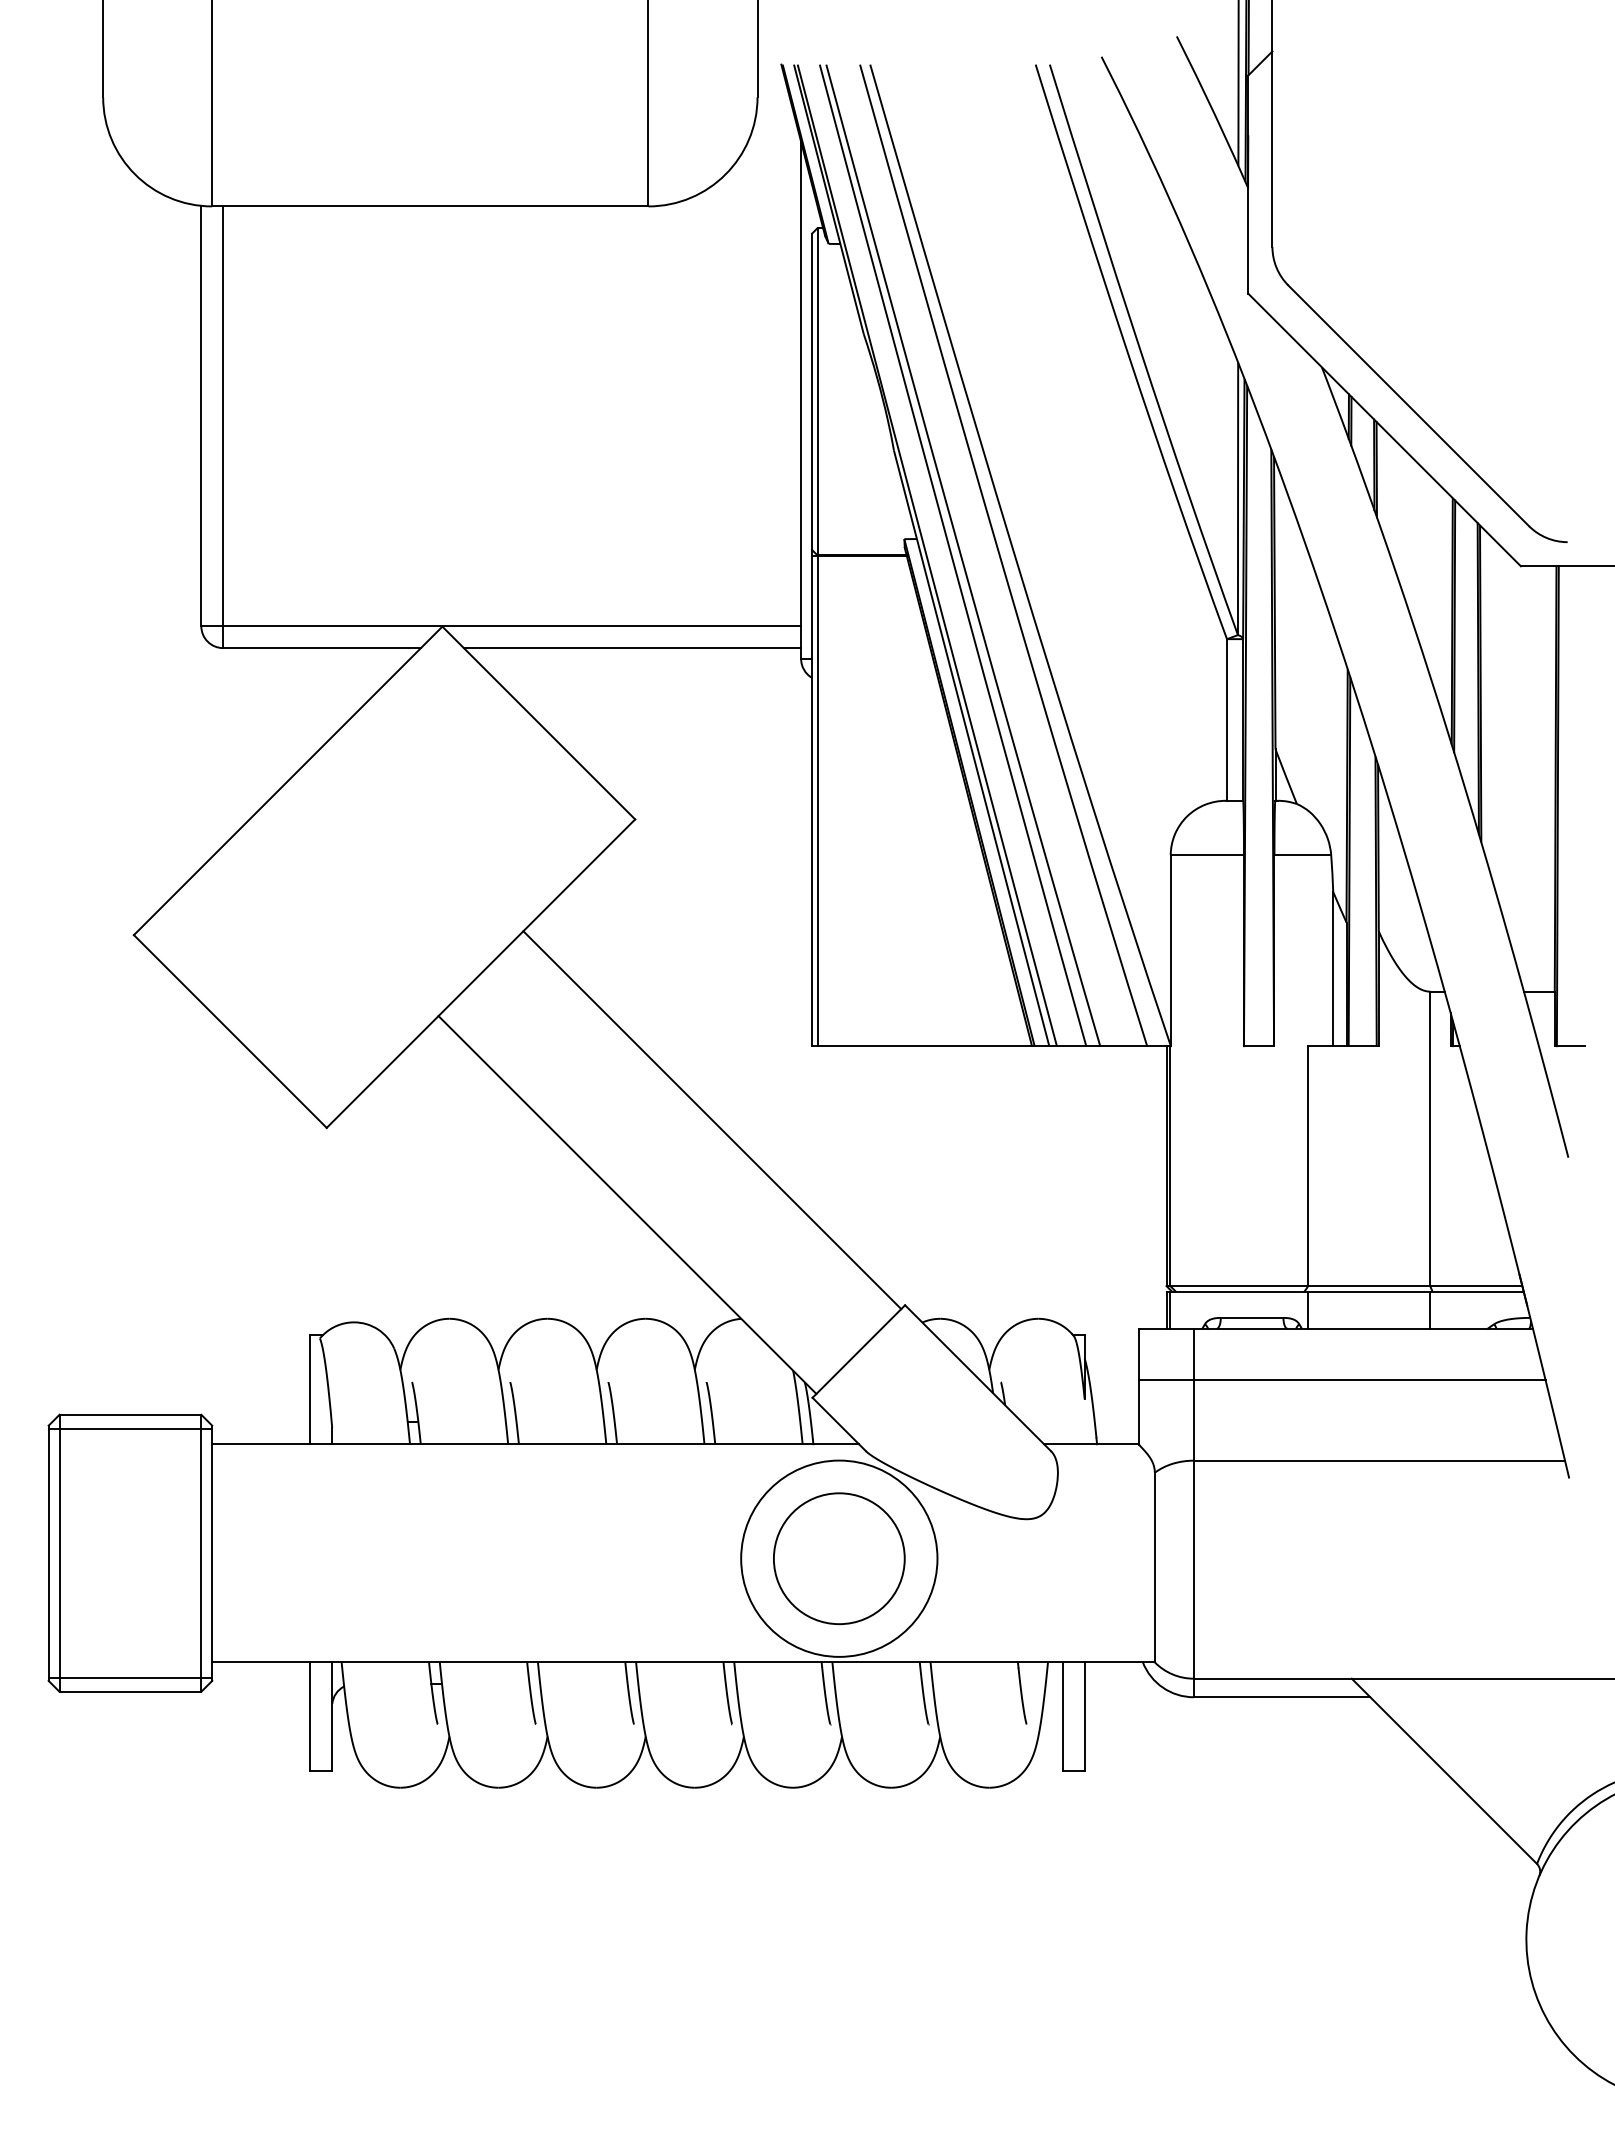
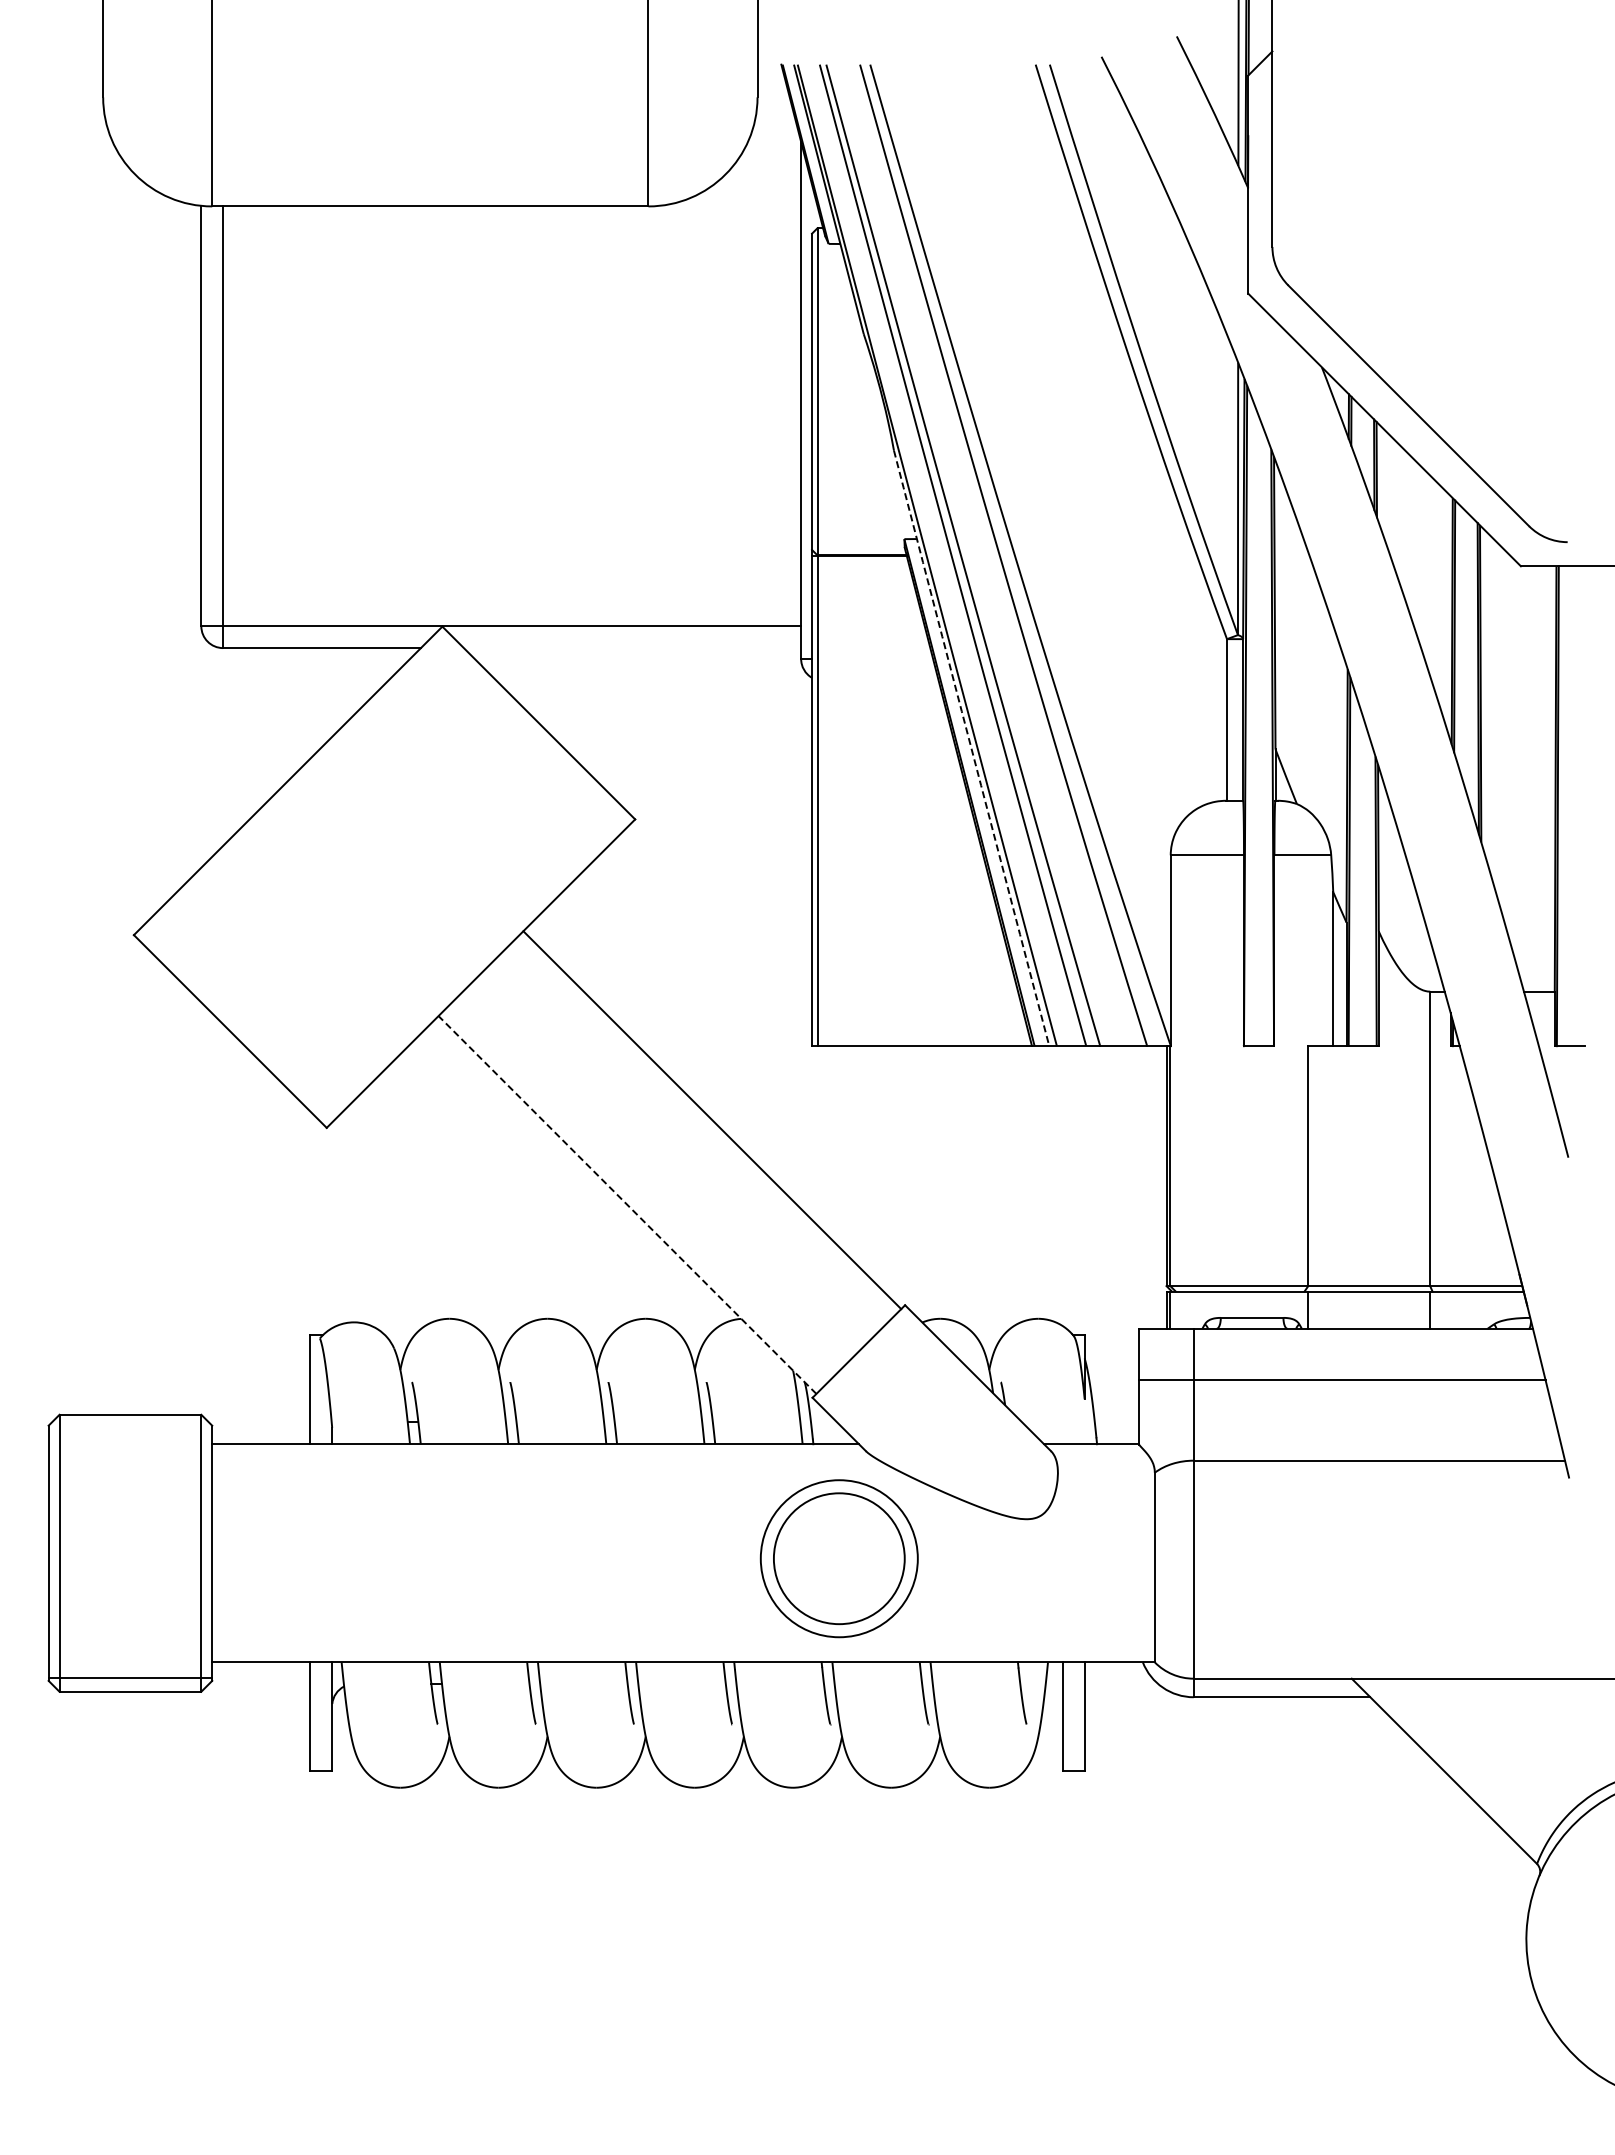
line: present -> none (632, 648)
arc: solid -> dashed (971, 748)
line: solid -> dashed (627, 1204)
line: present -> none (130, 1428)
circle diameter: 196 px -> 157 px (838, 1558)
